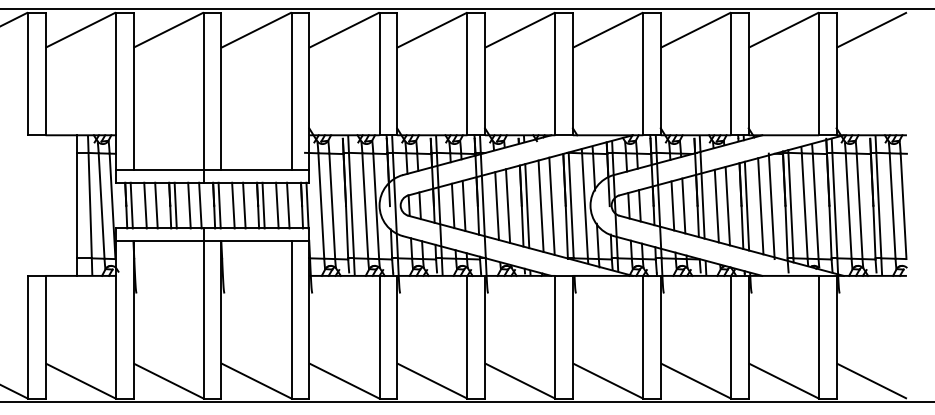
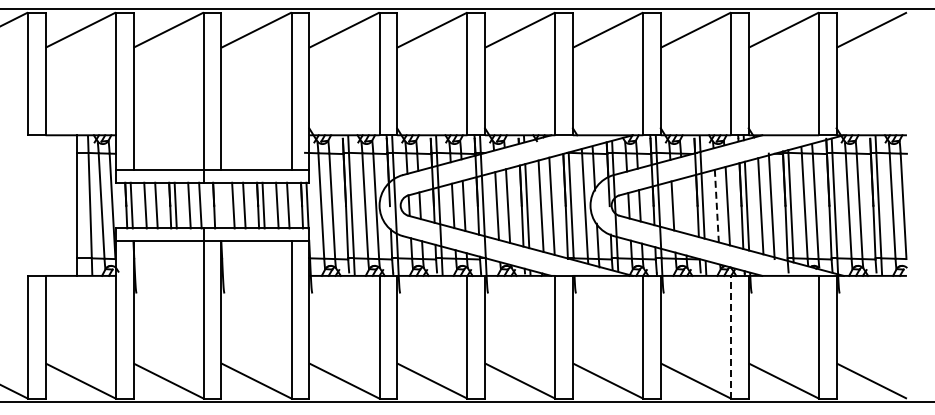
line: present -> none (219, 205)
line: present -> none (683, 205)
line: solid -> dashed (716, 206)
line: solid -> dashed (731, 336)
